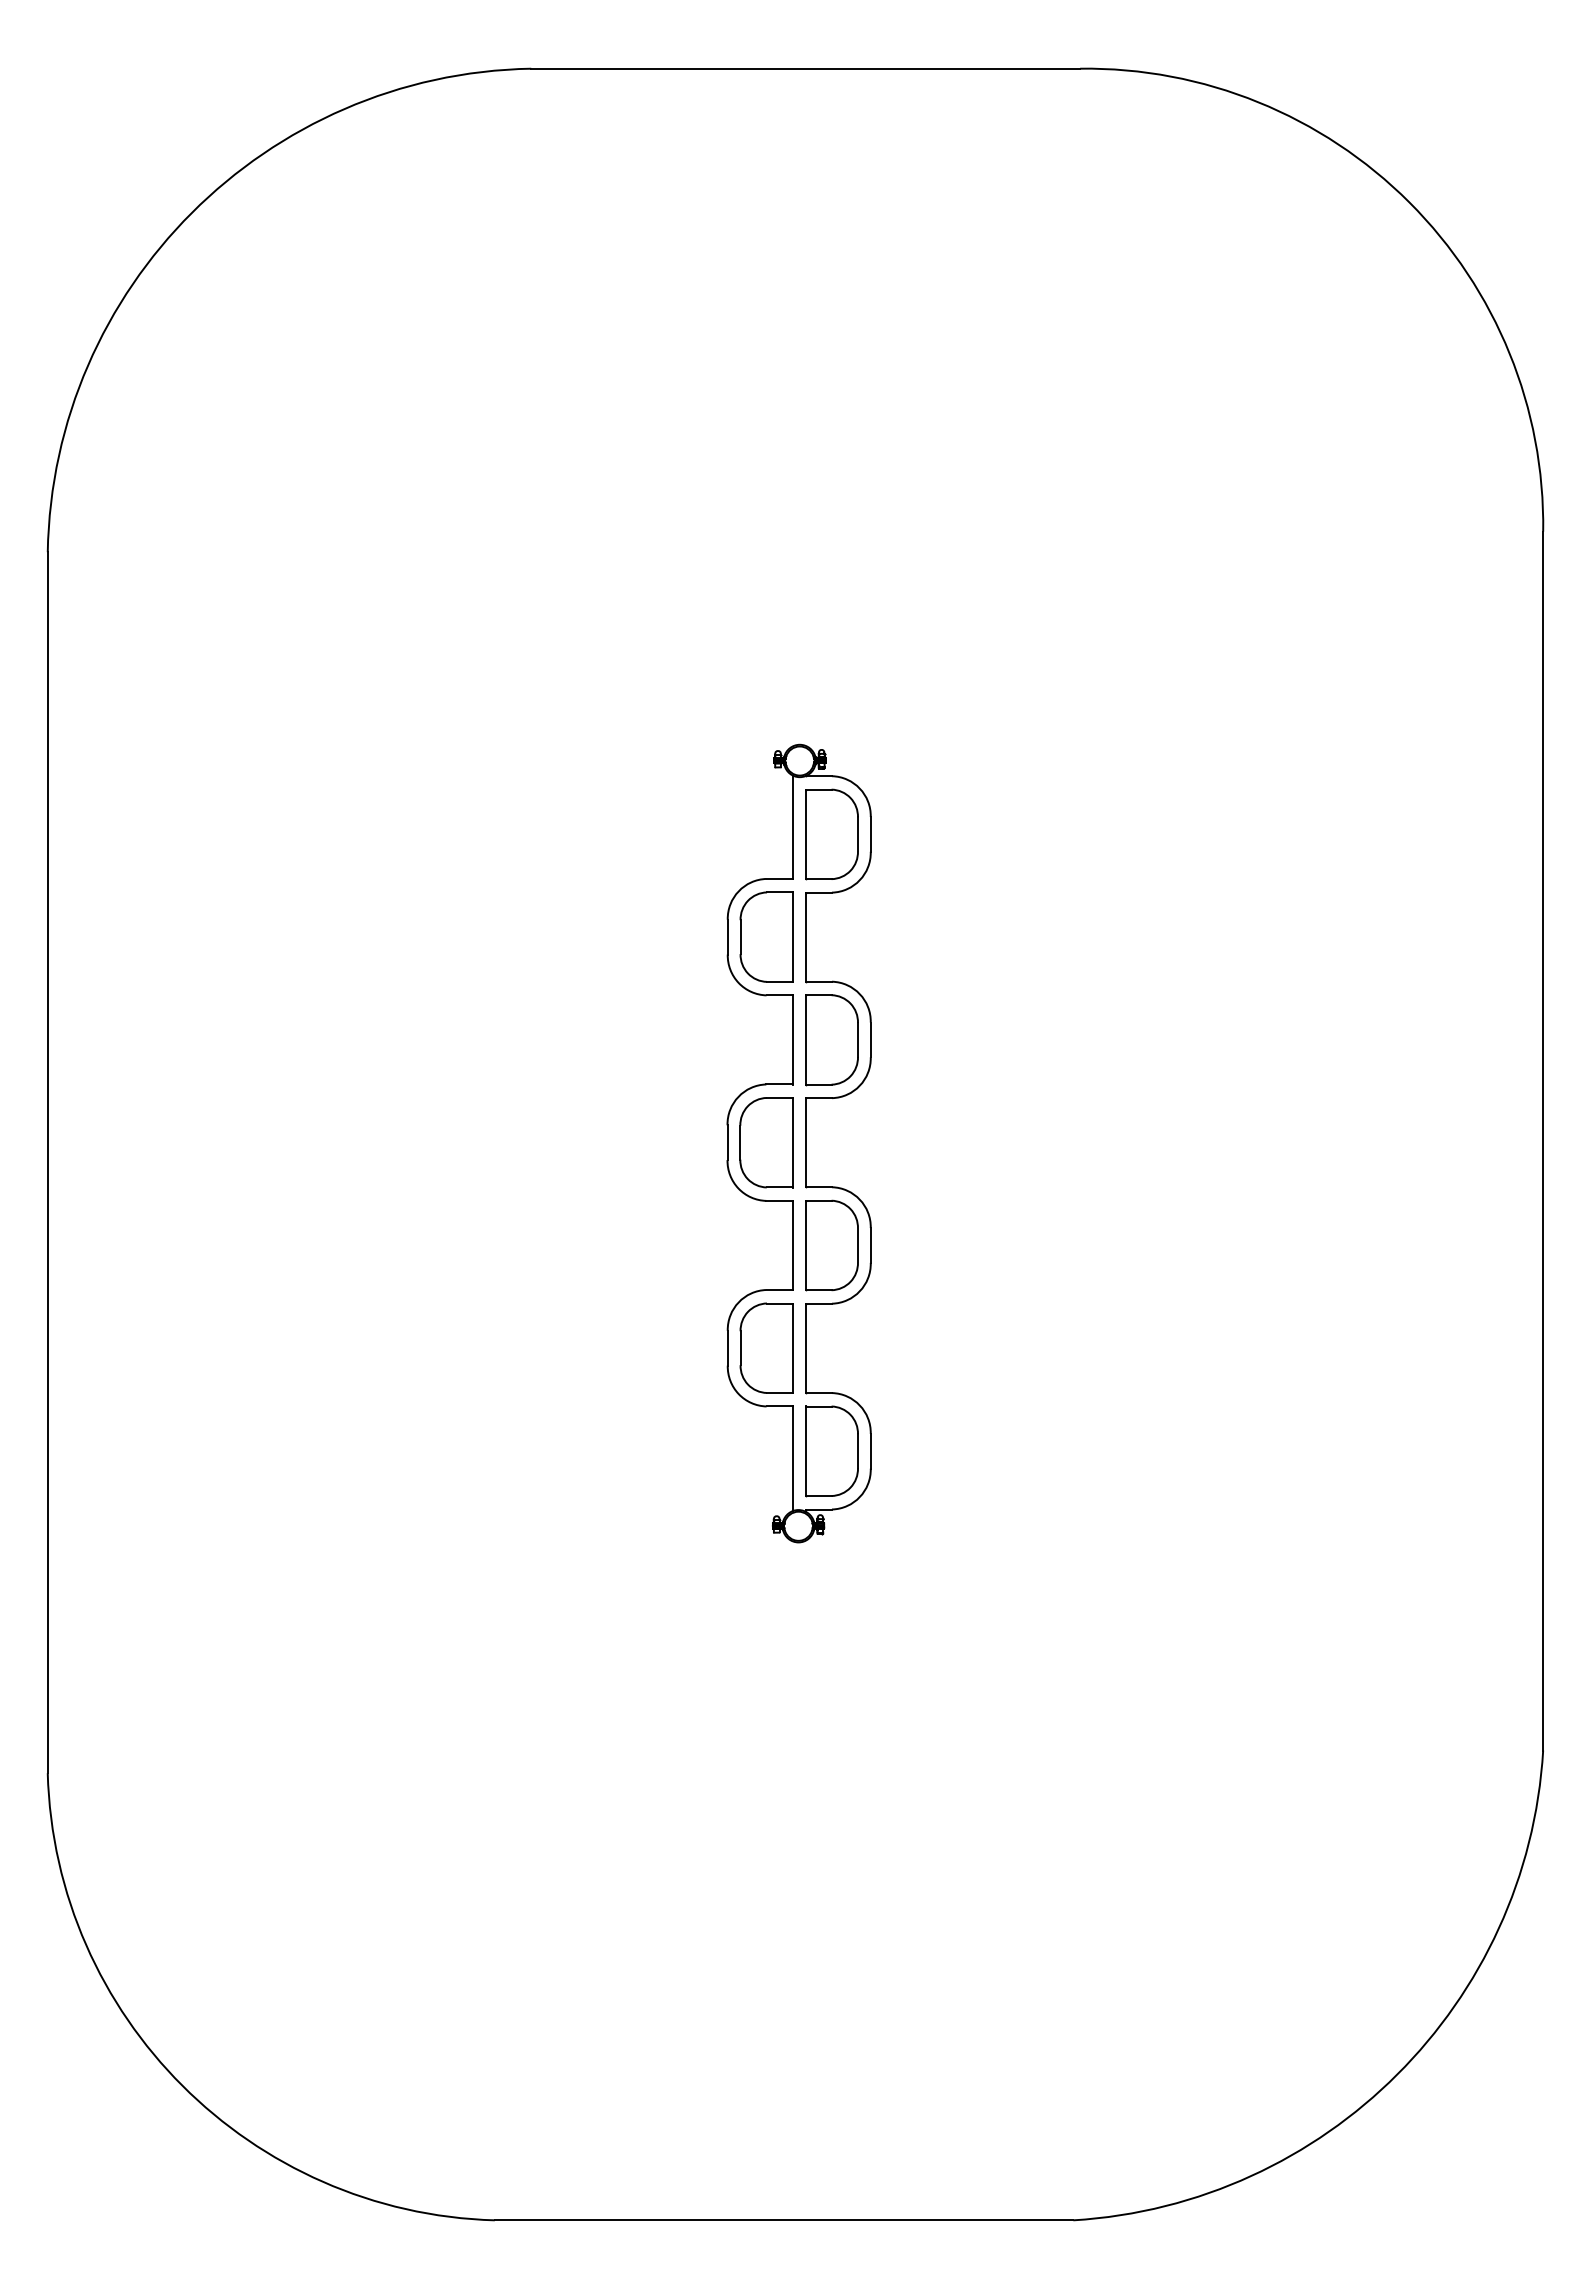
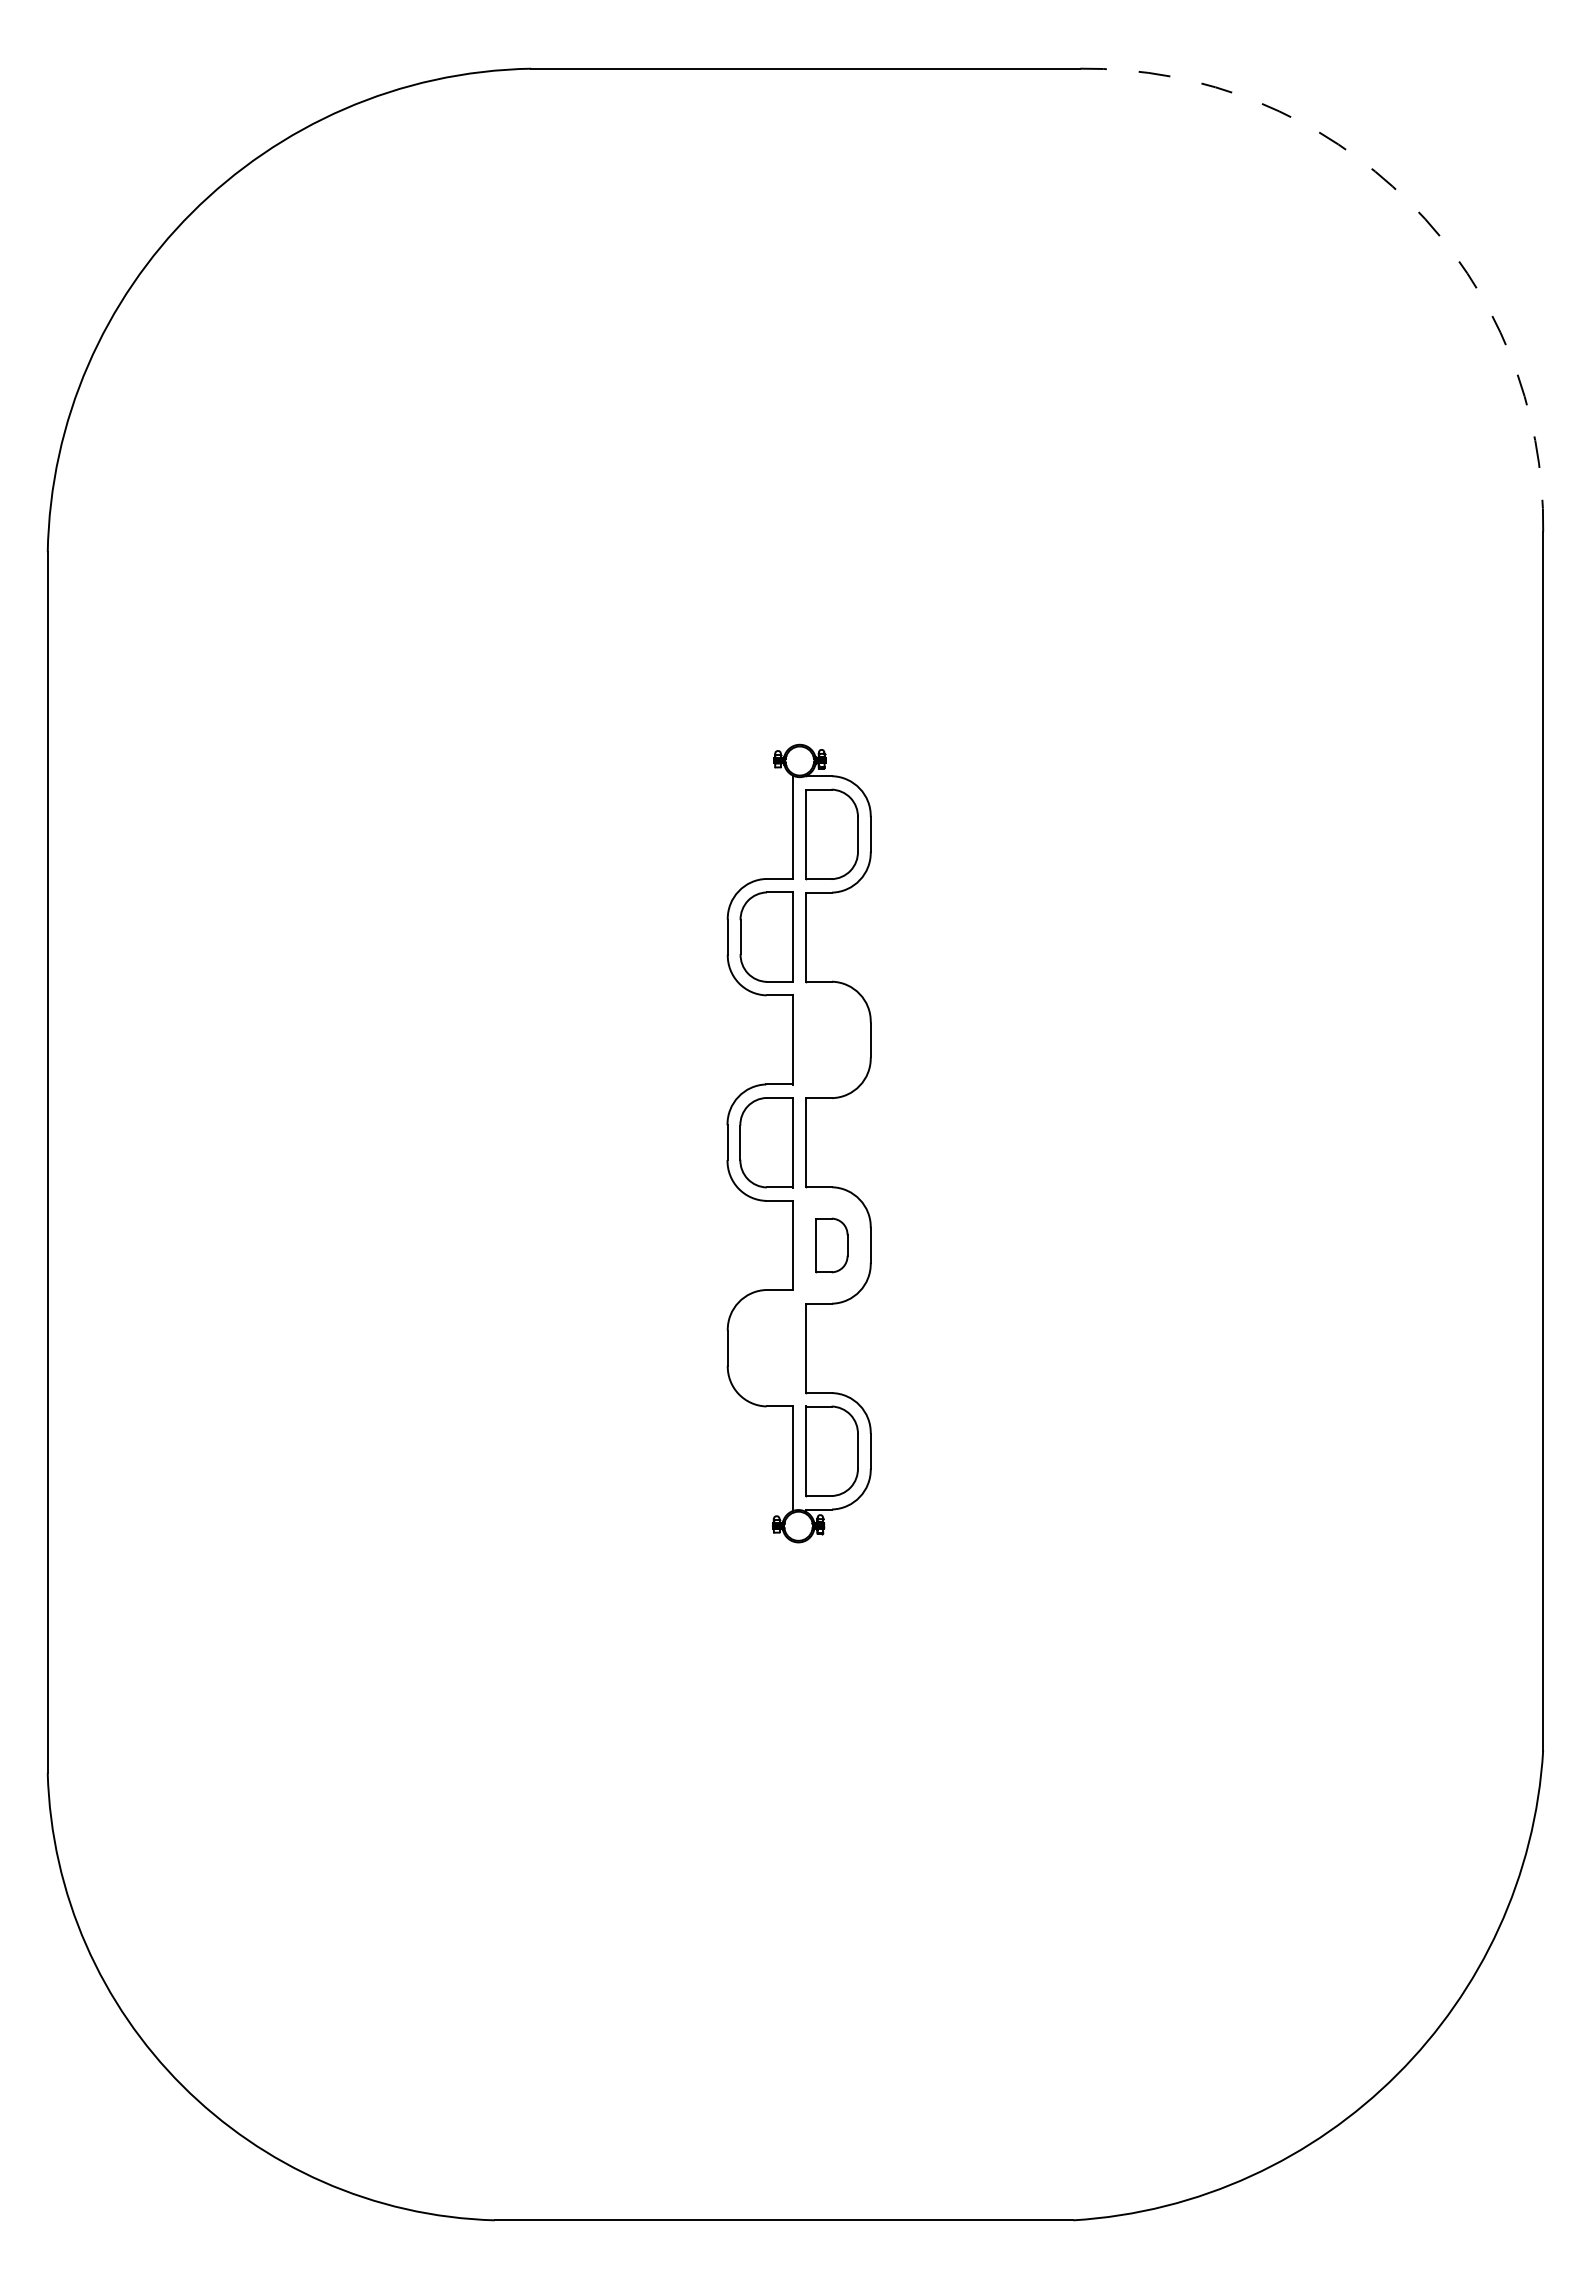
arc: solid -> dashed (1409, 202)
part: present -> none (831, 1040)
part size: 54x93 px -> 34x57 px (831, 1245)
part: present -> none (766, 1347)
